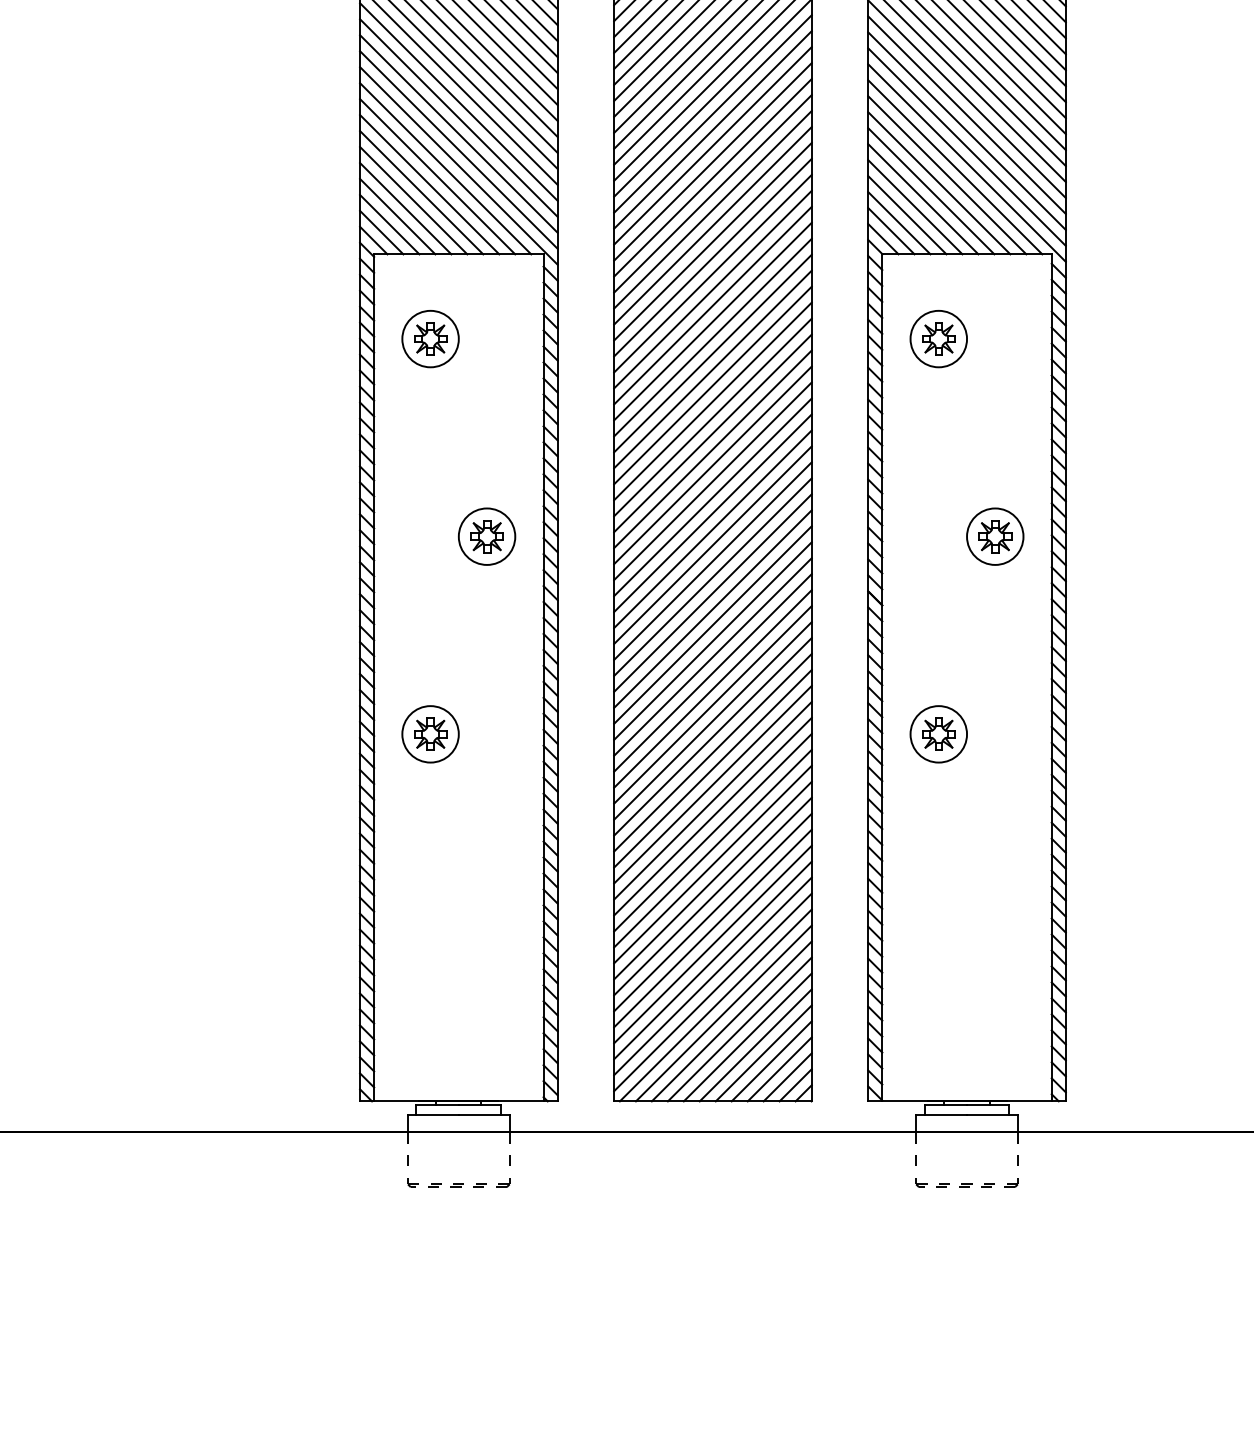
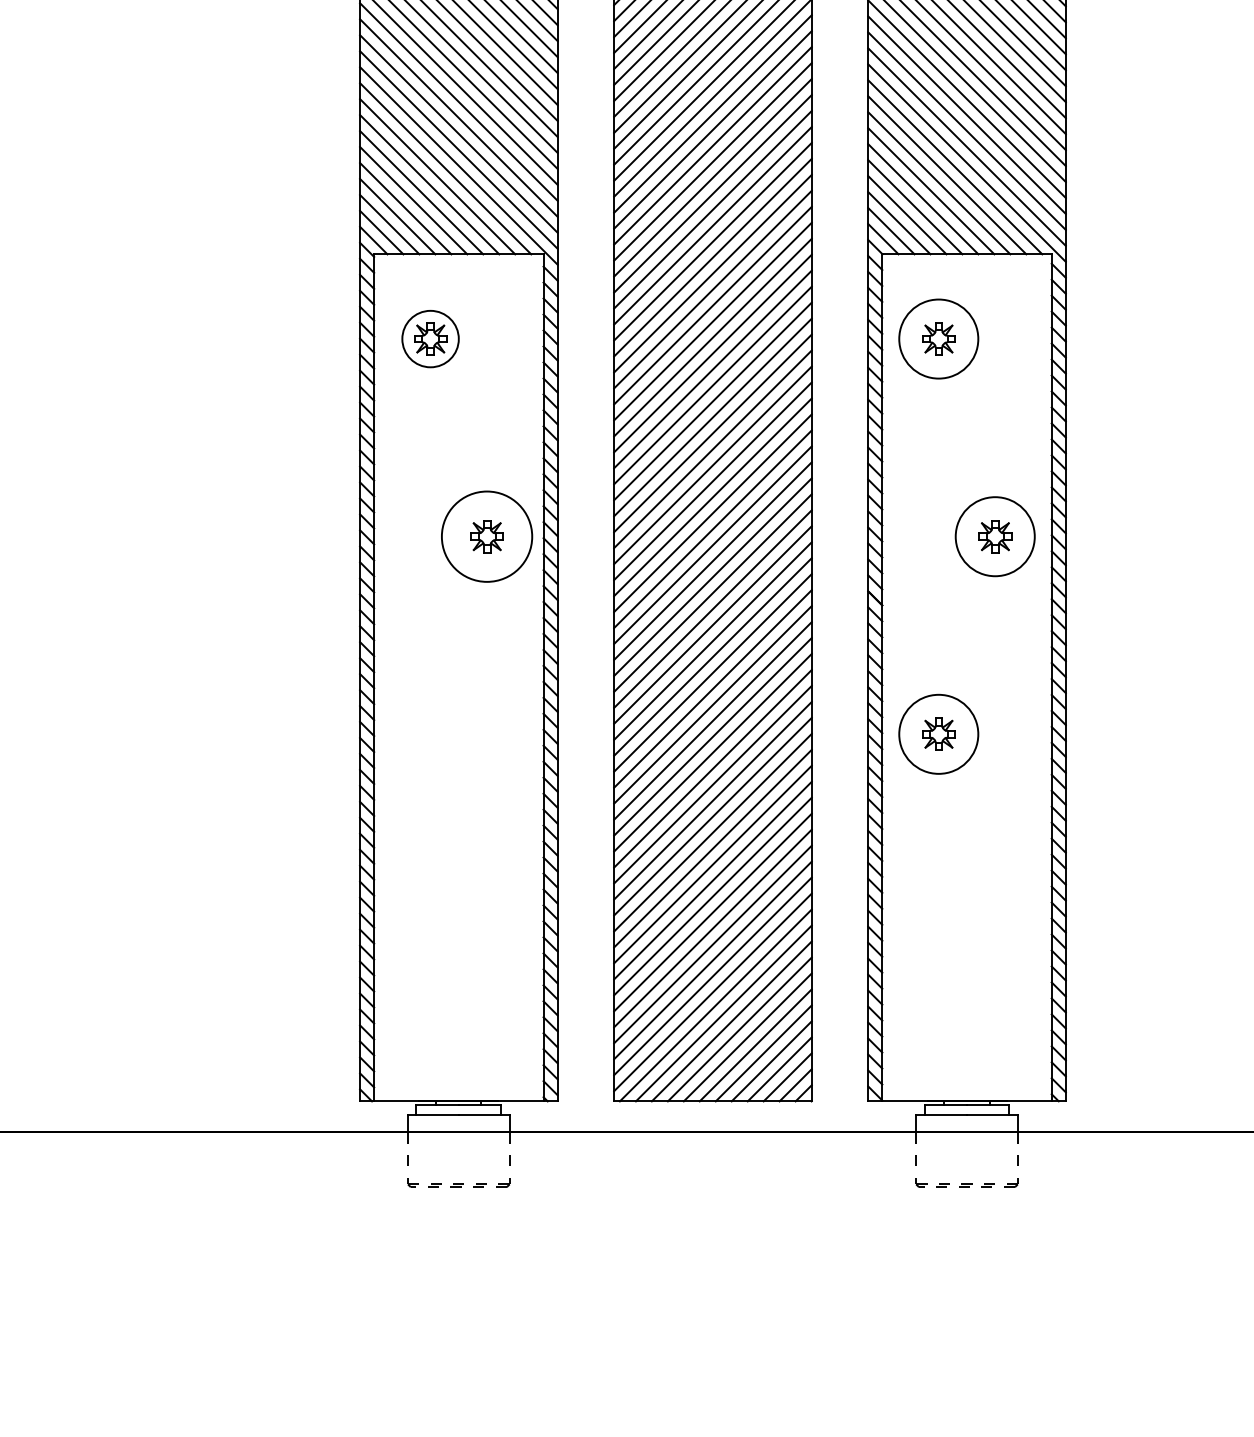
circle diameter: 56 px -> 79 px (938, 338)
circle diameter: 56 px -> 90 px (486, 536)
circle diameter: 56 px -> 79 px (994, 536)
part: present -> none (430, 734)
circle diameter: 56 px -> 79 px (938, 733)
